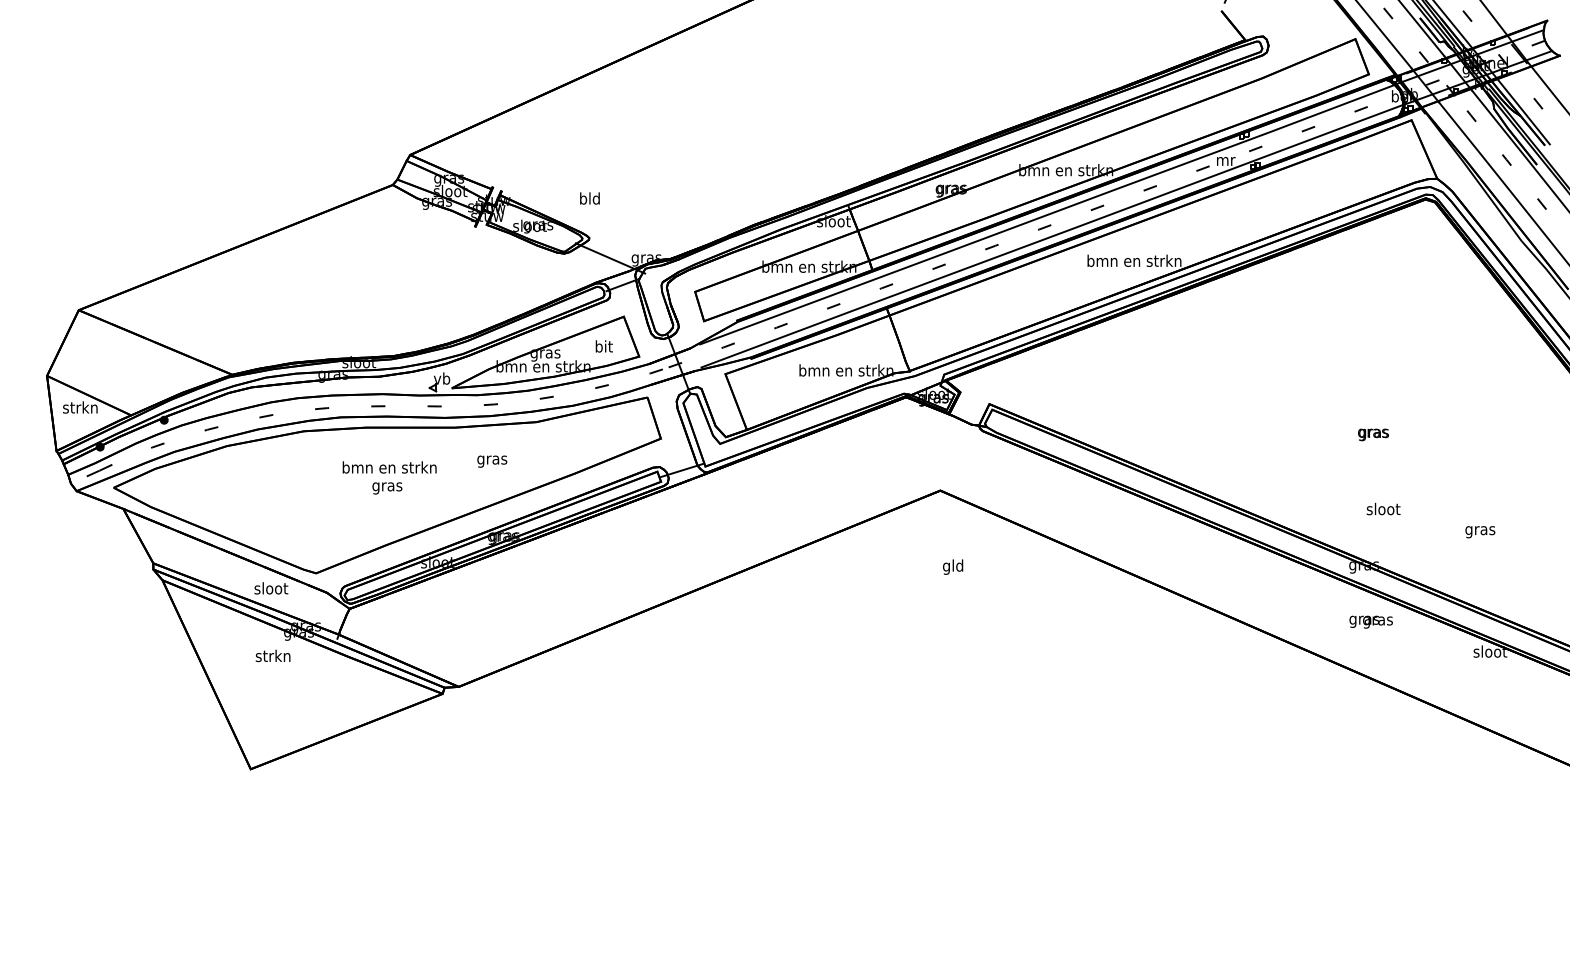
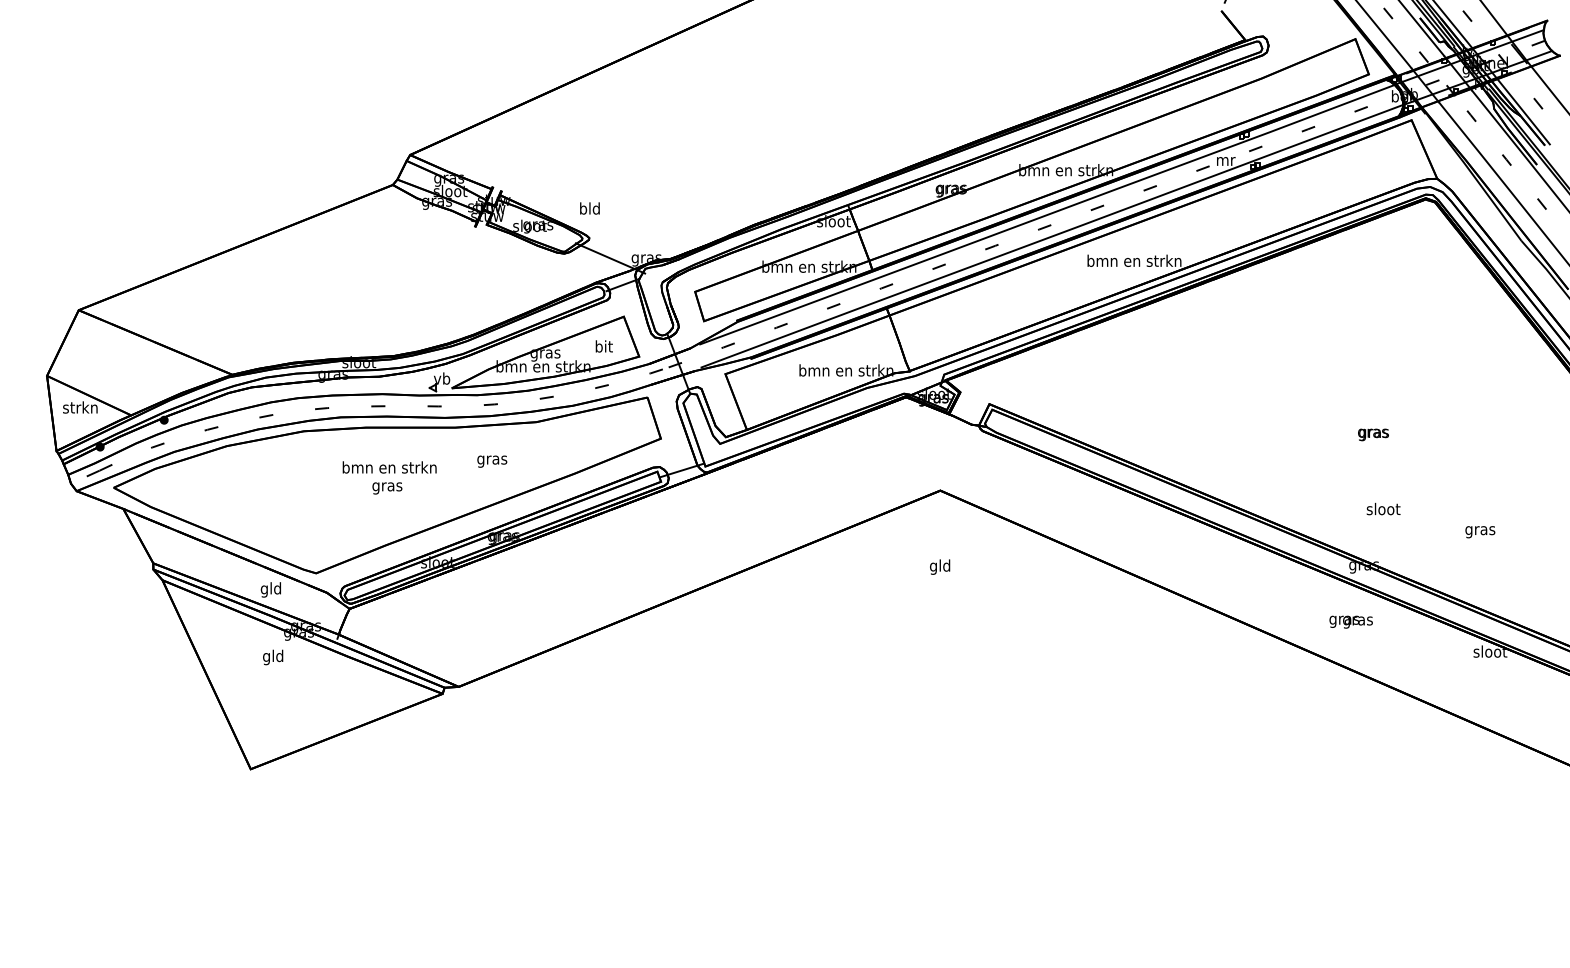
text position: (589, 198) -> (589, 208) (589, 208)
text position: (953, 566) -> (940, 566) (940, 566)
text: sloot -> gld (271, 589)
text position: (1370, 621) -> (1350, 621) (1350, 621)
text: strkn -> gld (272, 657)
